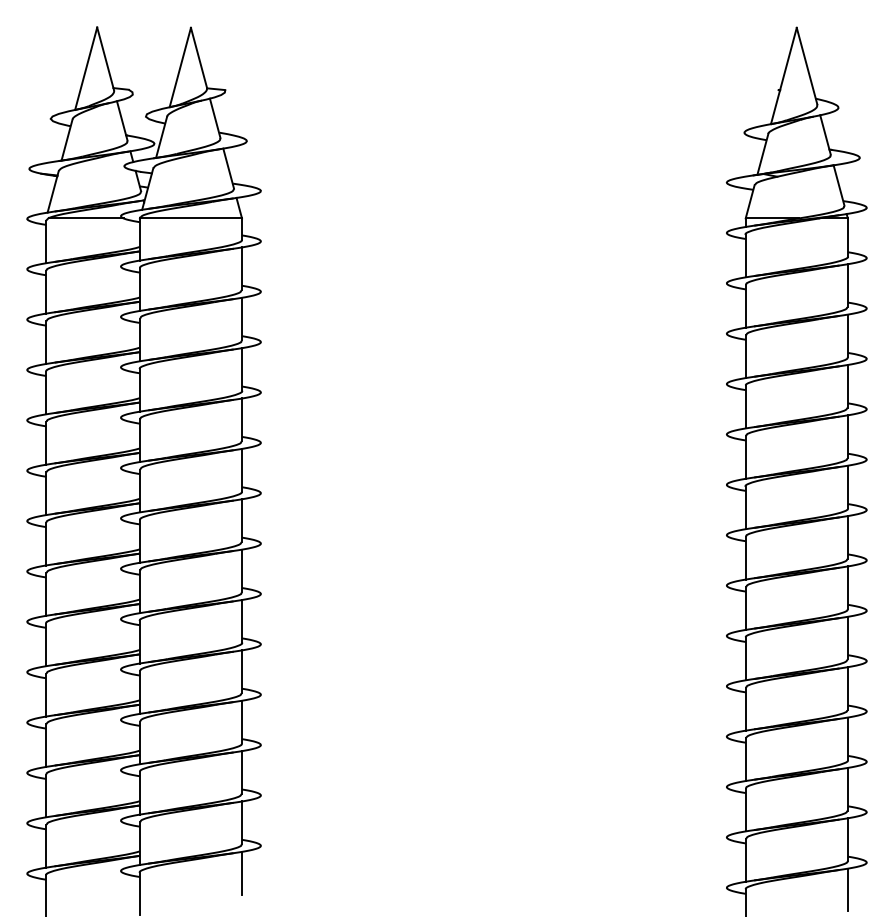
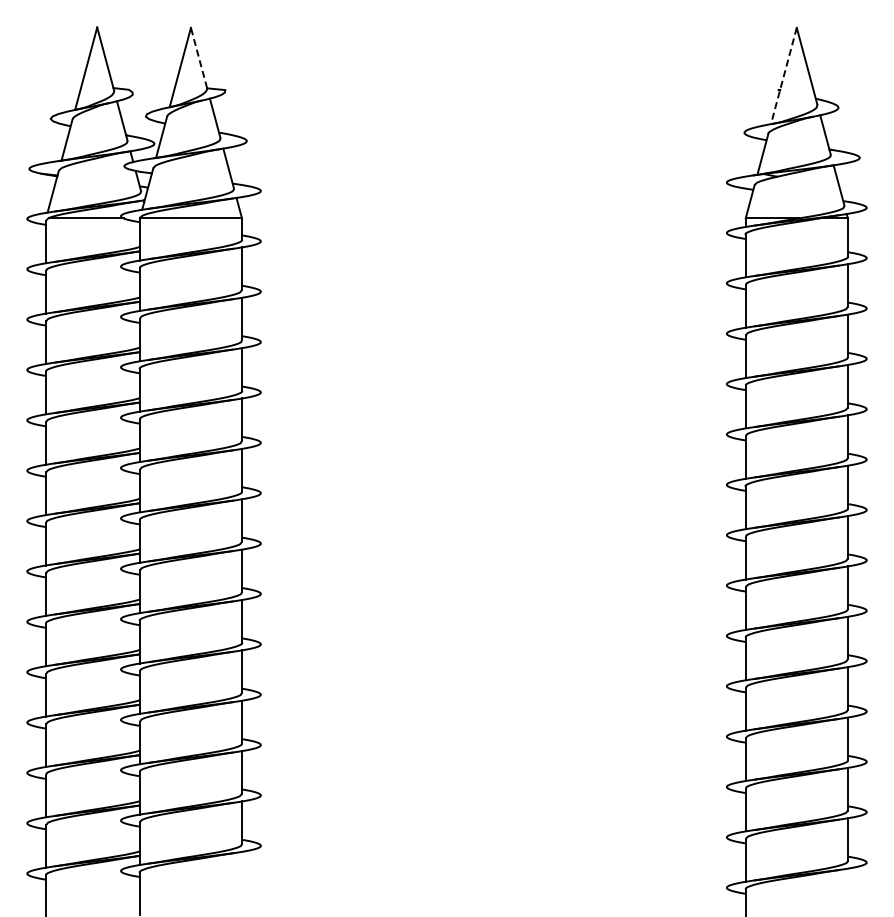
line: solid -> dashed (198, 57)
line: solid -> dashed (783, 76)
line: present -> none (242, 872)
line: present -> none (847, 889)
